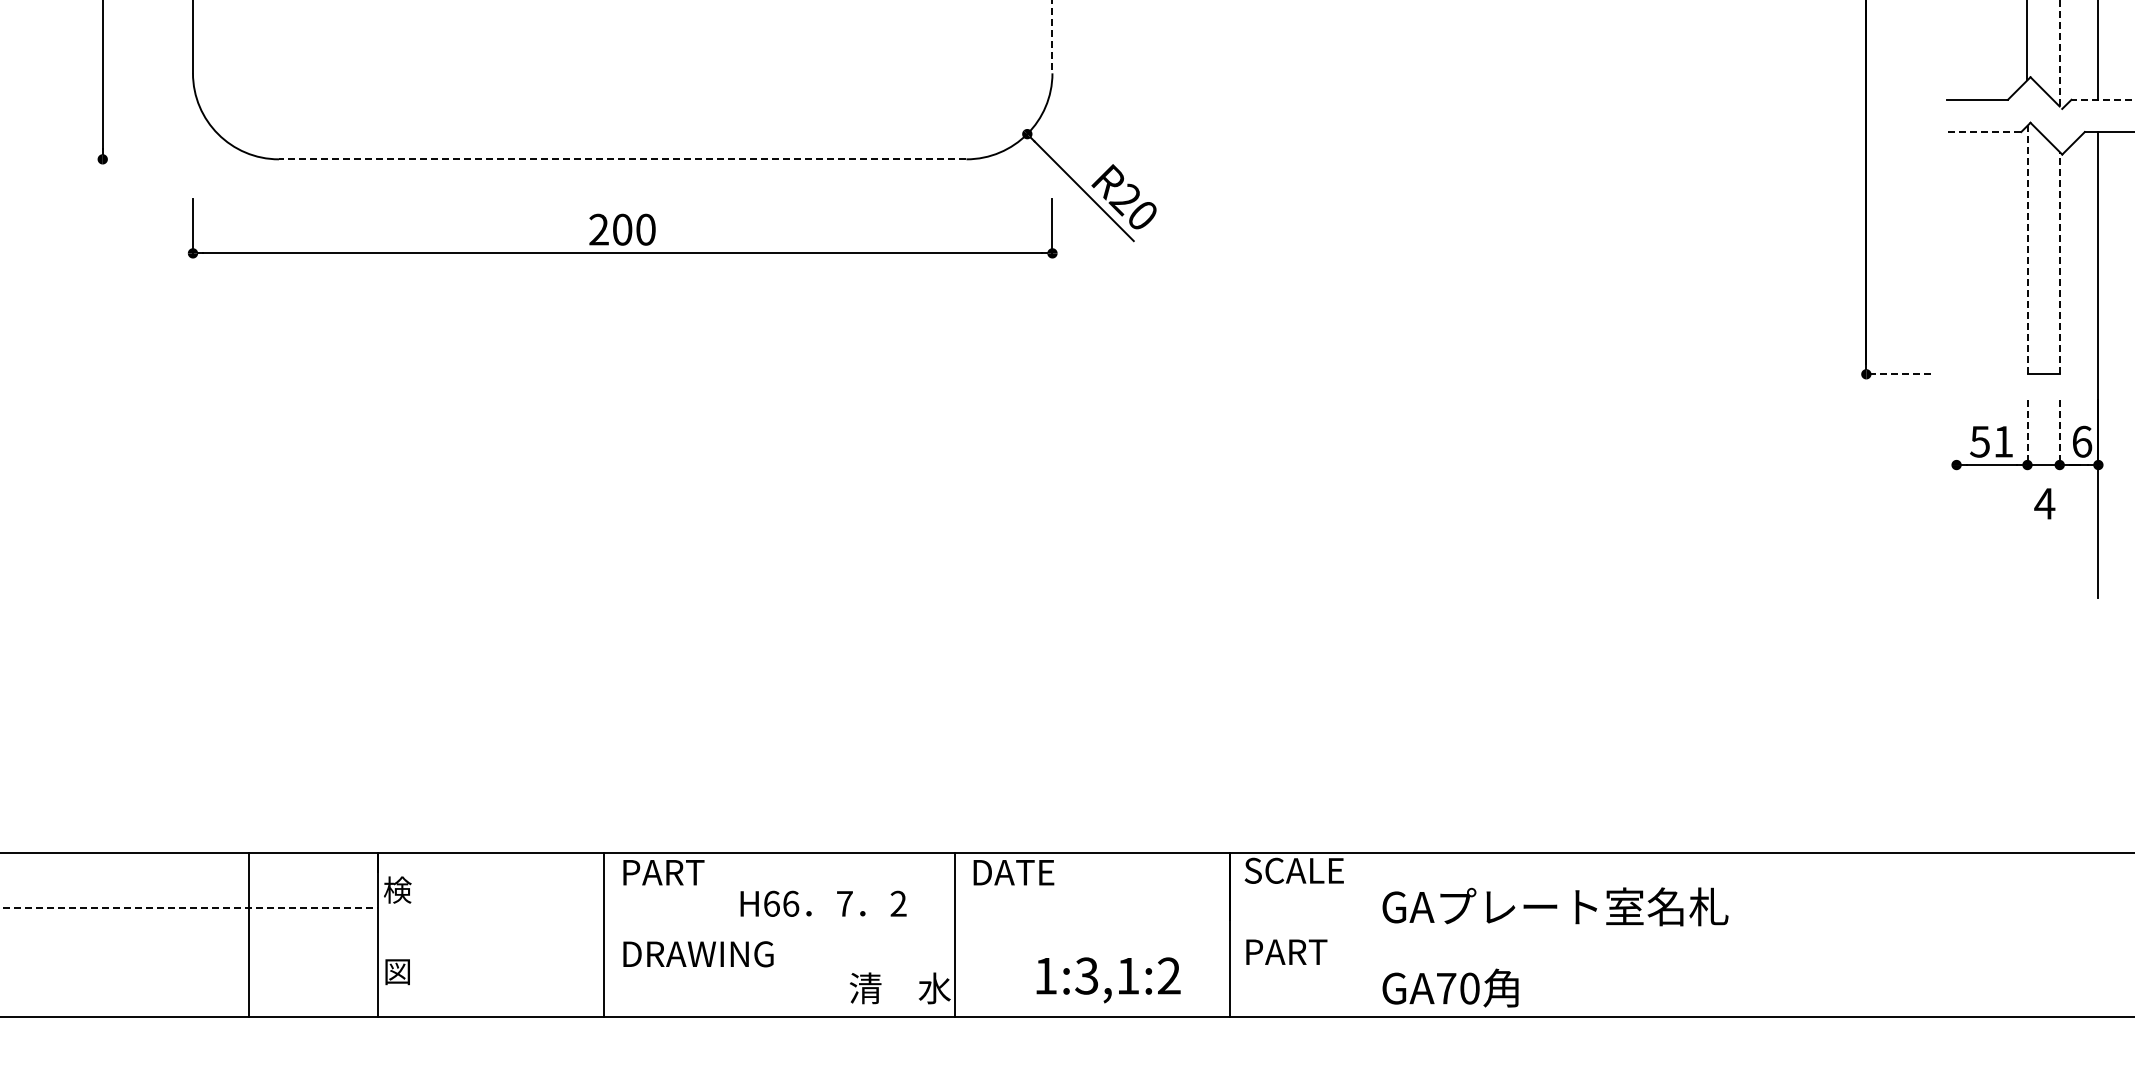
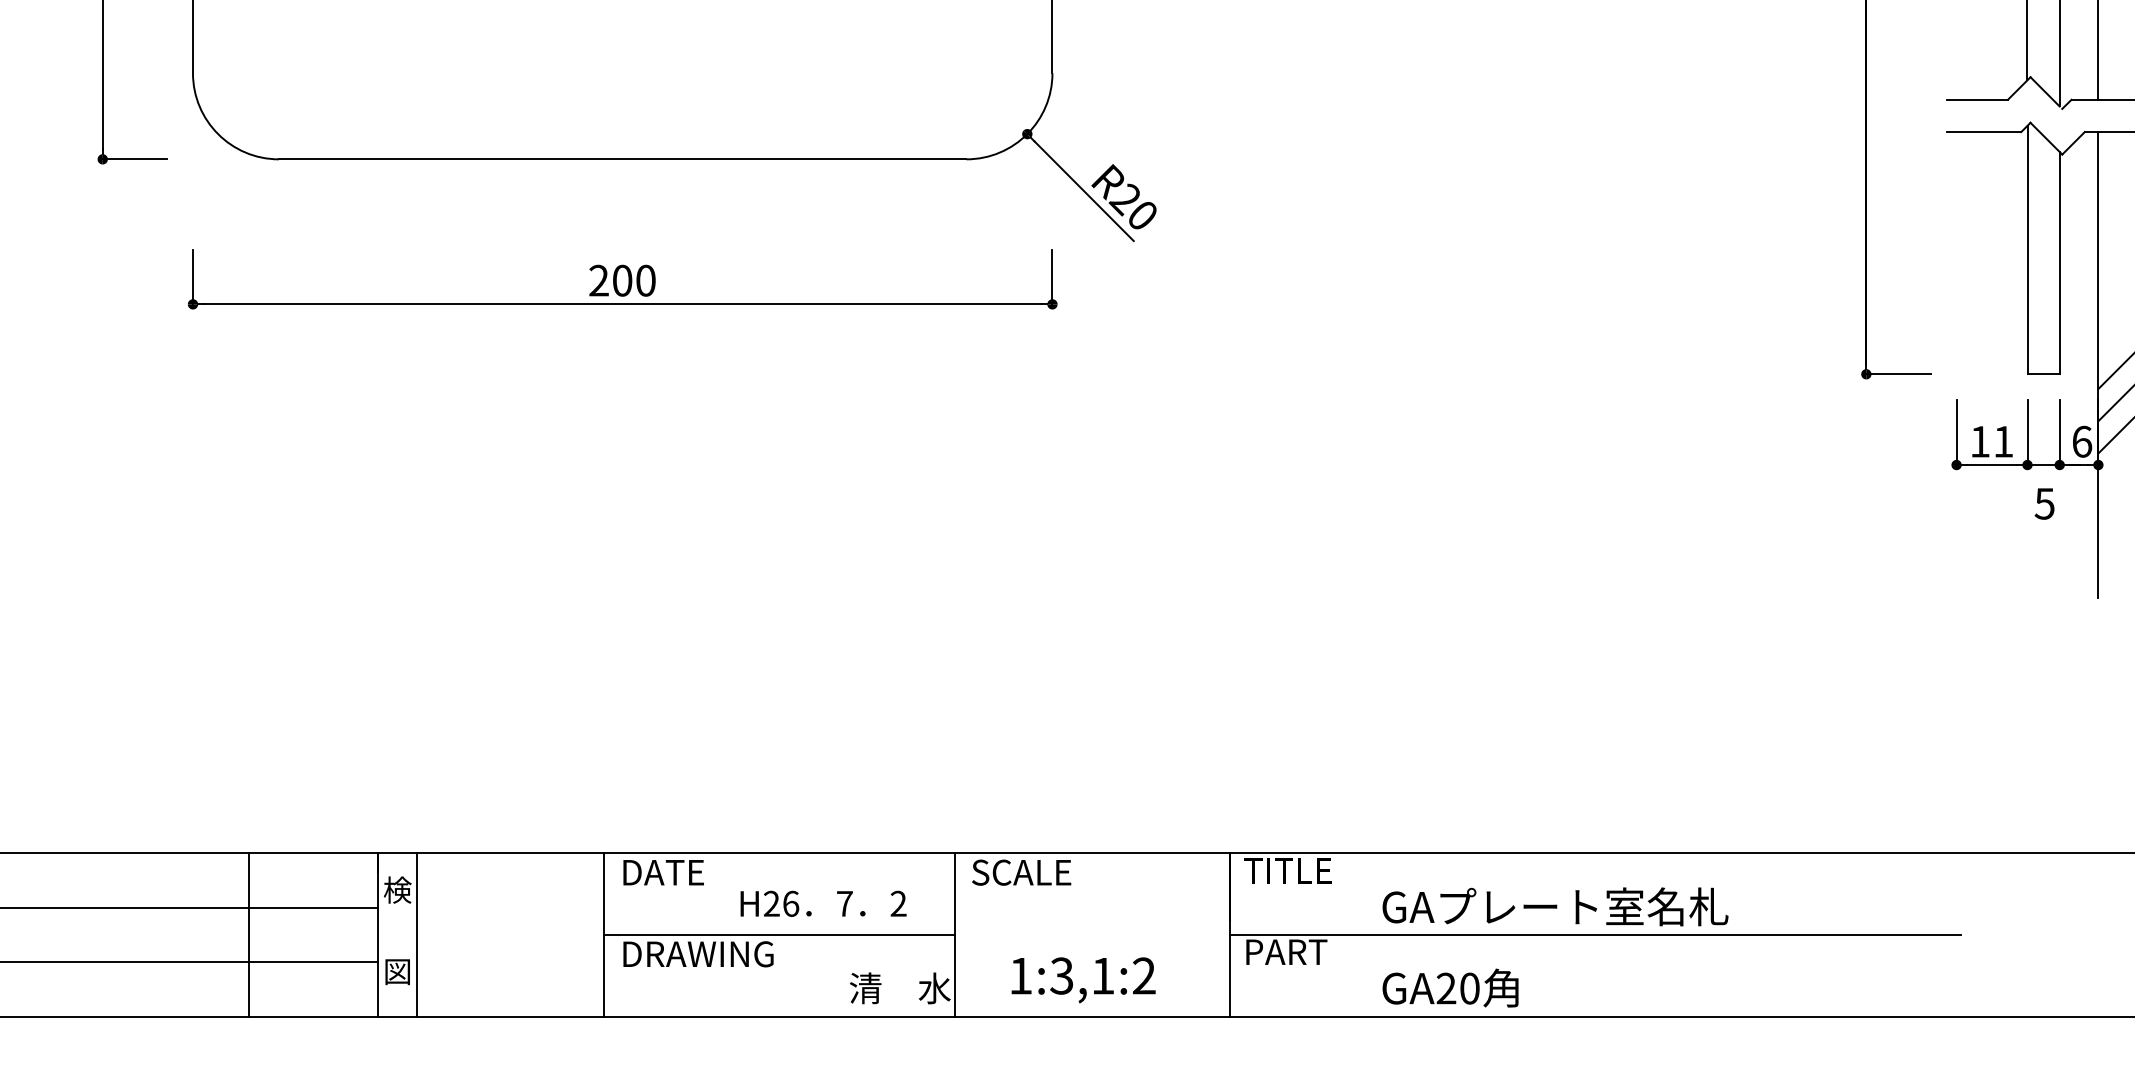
line: dashed -> solid (1052, 37)
line: dashed -> solid (2059, 53)
line: dashed -> solid (2102, 99)
line: dashed -> solid (1983, 132)
line: none -> present (134, 159)
line: dashed -> solid (622, 159)
part position: (622, 228) -> (622, 279) (622, 279)
line: dashed -> solid (2027, 249)
line: dashed -> solid (2059, 262)
line: none -> present (2114, 372)
line: dashed -> solid (1898, 374)
line: none -> present (2114, 404)
line: none -> present (1956, 432)
line: dashed -> solid (2027, 433)
line: dashed -> solid (2059, 433)
line: none -> present (2114, 436)
text: 51 -> 11 (1979, 441)
text: 4 -> 5 (2044, 503)
text: SCALE -> TITLE (1293, 870)
text: PART -> DATE (665, 872)
text: DATE -> SCALE (1021, 872)
text: H66 -> H26 (771, 903)
line: dashed -> solid (189, 907)
line: none -> present (417, 934)
line: none -> present (779, 935)
line: none -> present (1594, 935)
line: none -> present (190, 962)
text position: (1108, 980) -> (1083, 980) (1083, 980)
text: GA70 -> GA20 (1446, 988)
